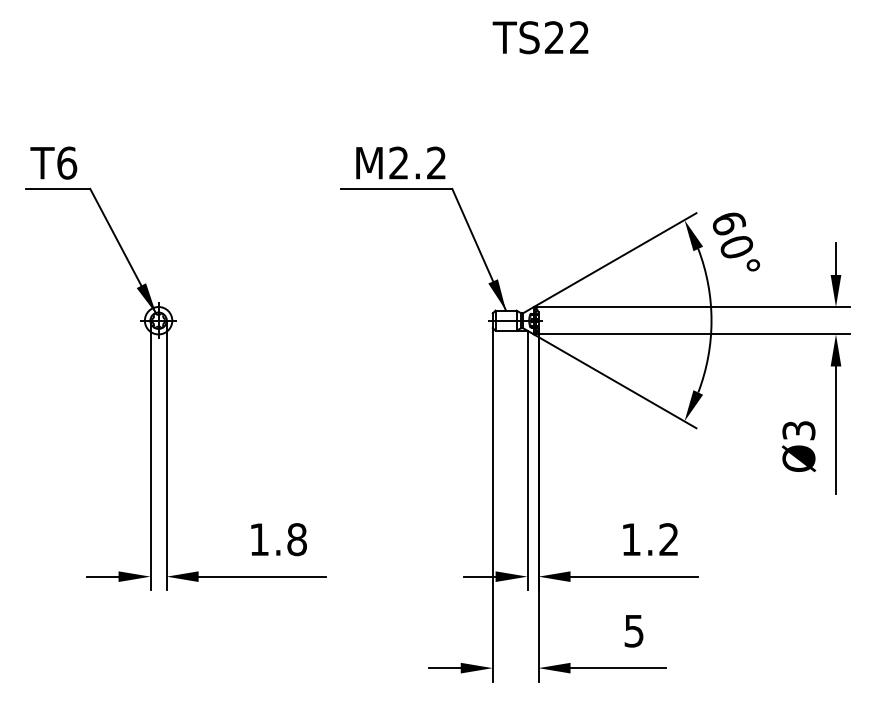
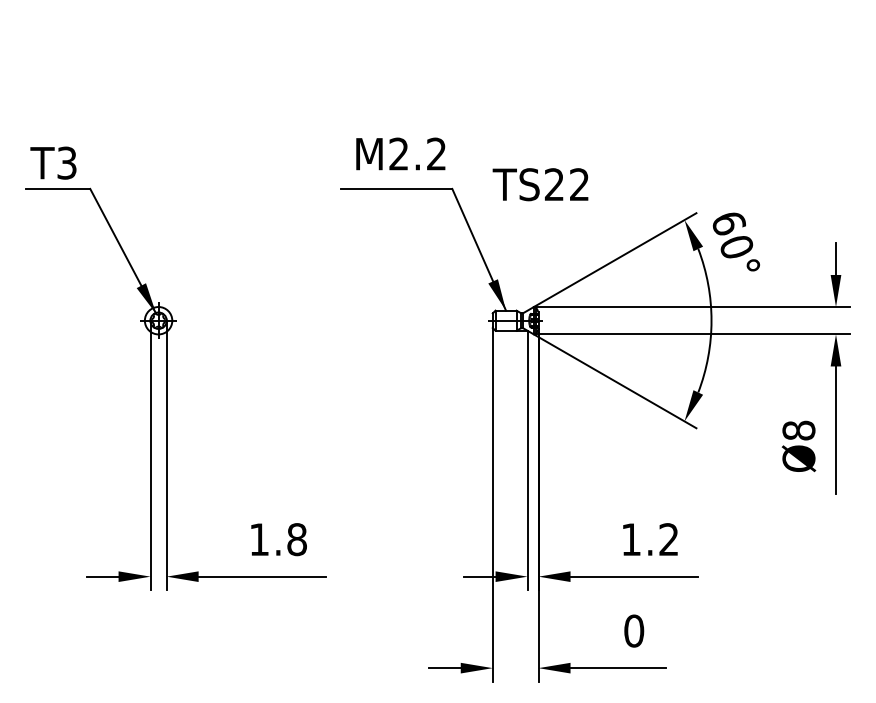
text position: (540, 37) -> (540, 184) (540, 184)
text: T6 -> T3 (67, 162)
text position: (400, 162) -> (400, 153) (400, 153)
text: Ø3 -> Ø8 (798, 430)
text: 5 -> 0 (634, 630)
